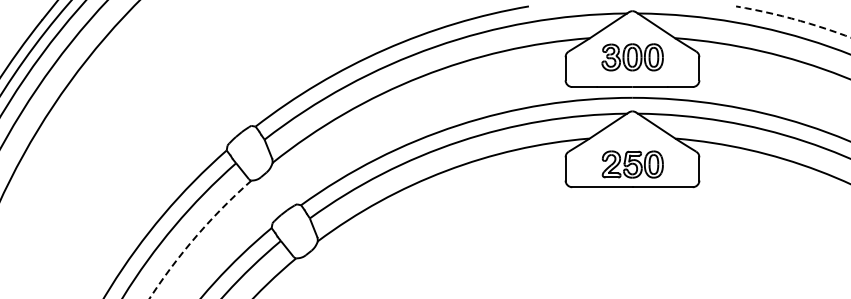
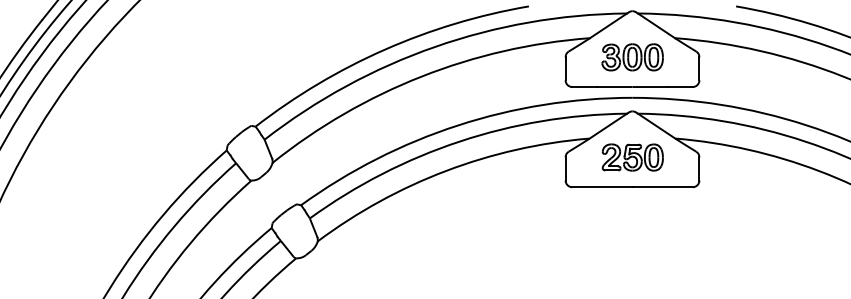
arc: dashed -> solid (794, 19)
part position: (632, 164) -> (632, 157) (632, 157)
arc: dashed -> solid (195, 237)
